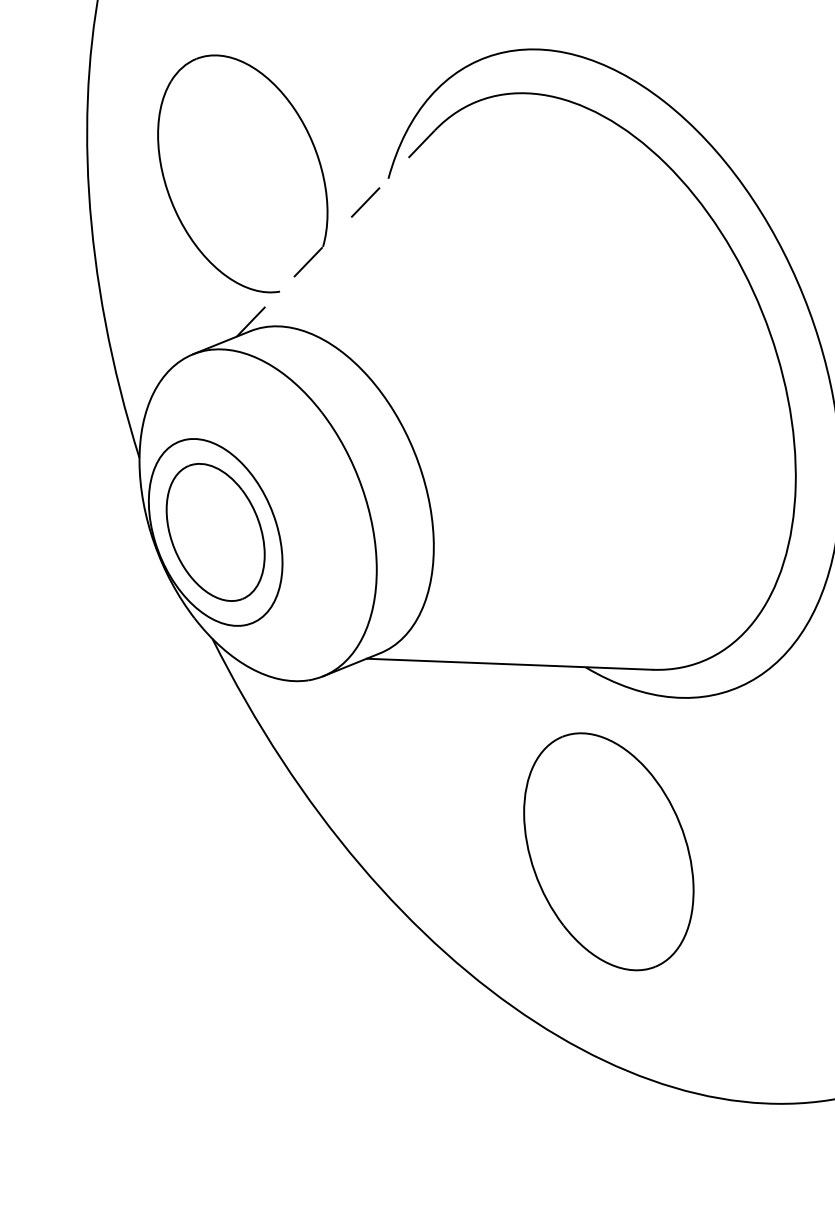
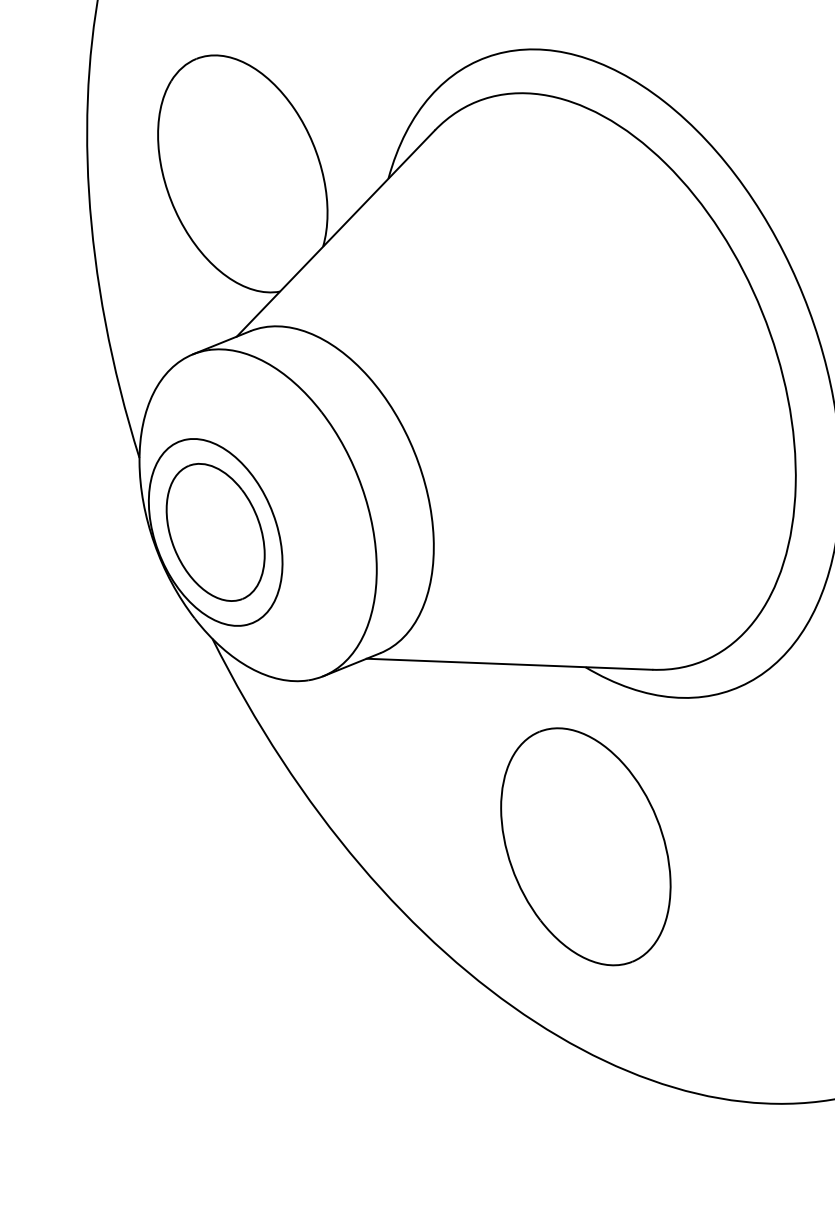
line: dashed -> solid (335, 233)
part position: (608, 851) -> (585, 846) (585, 846)
